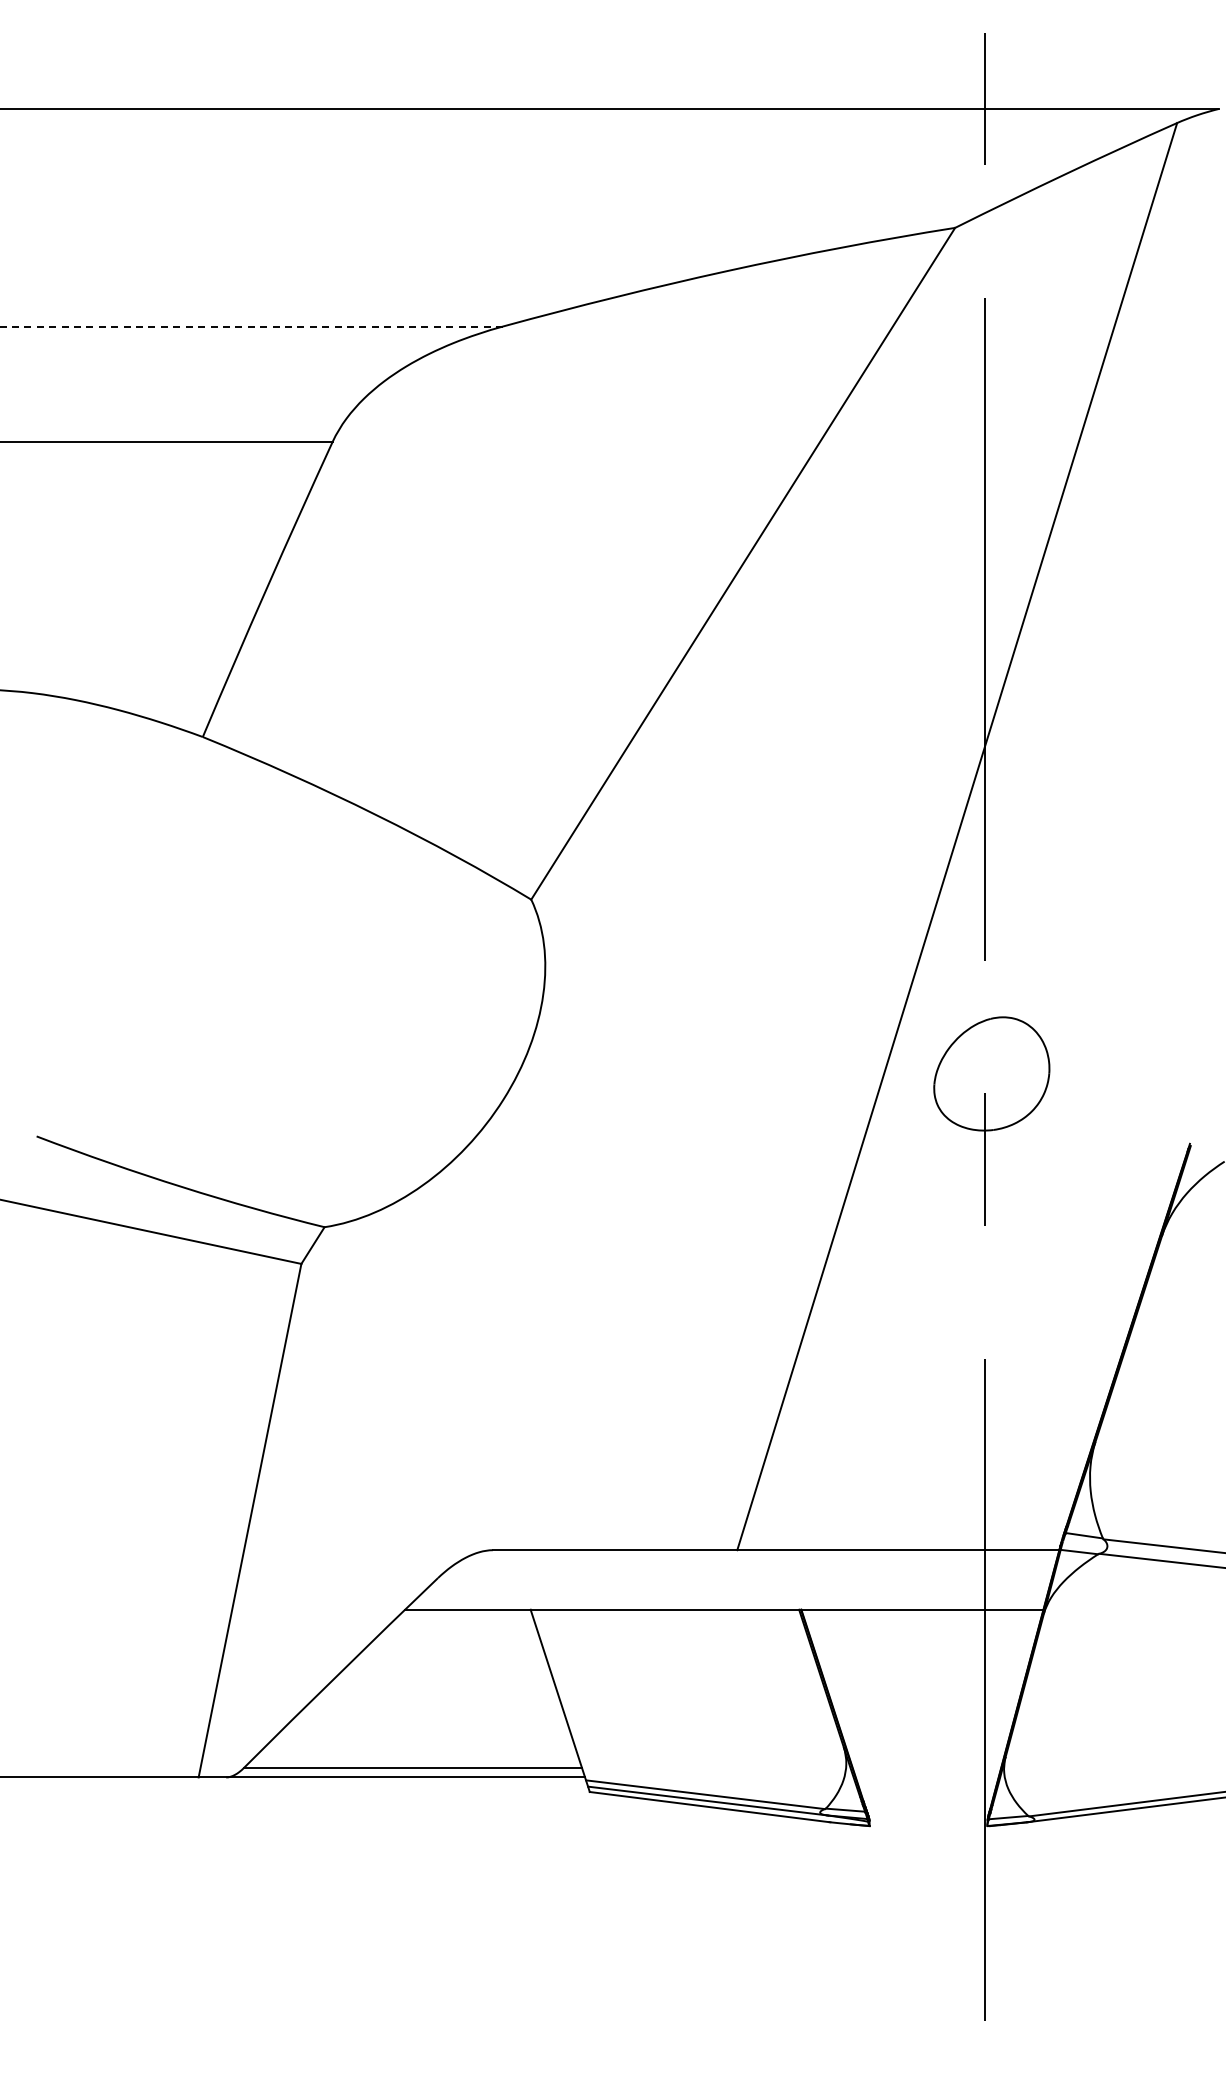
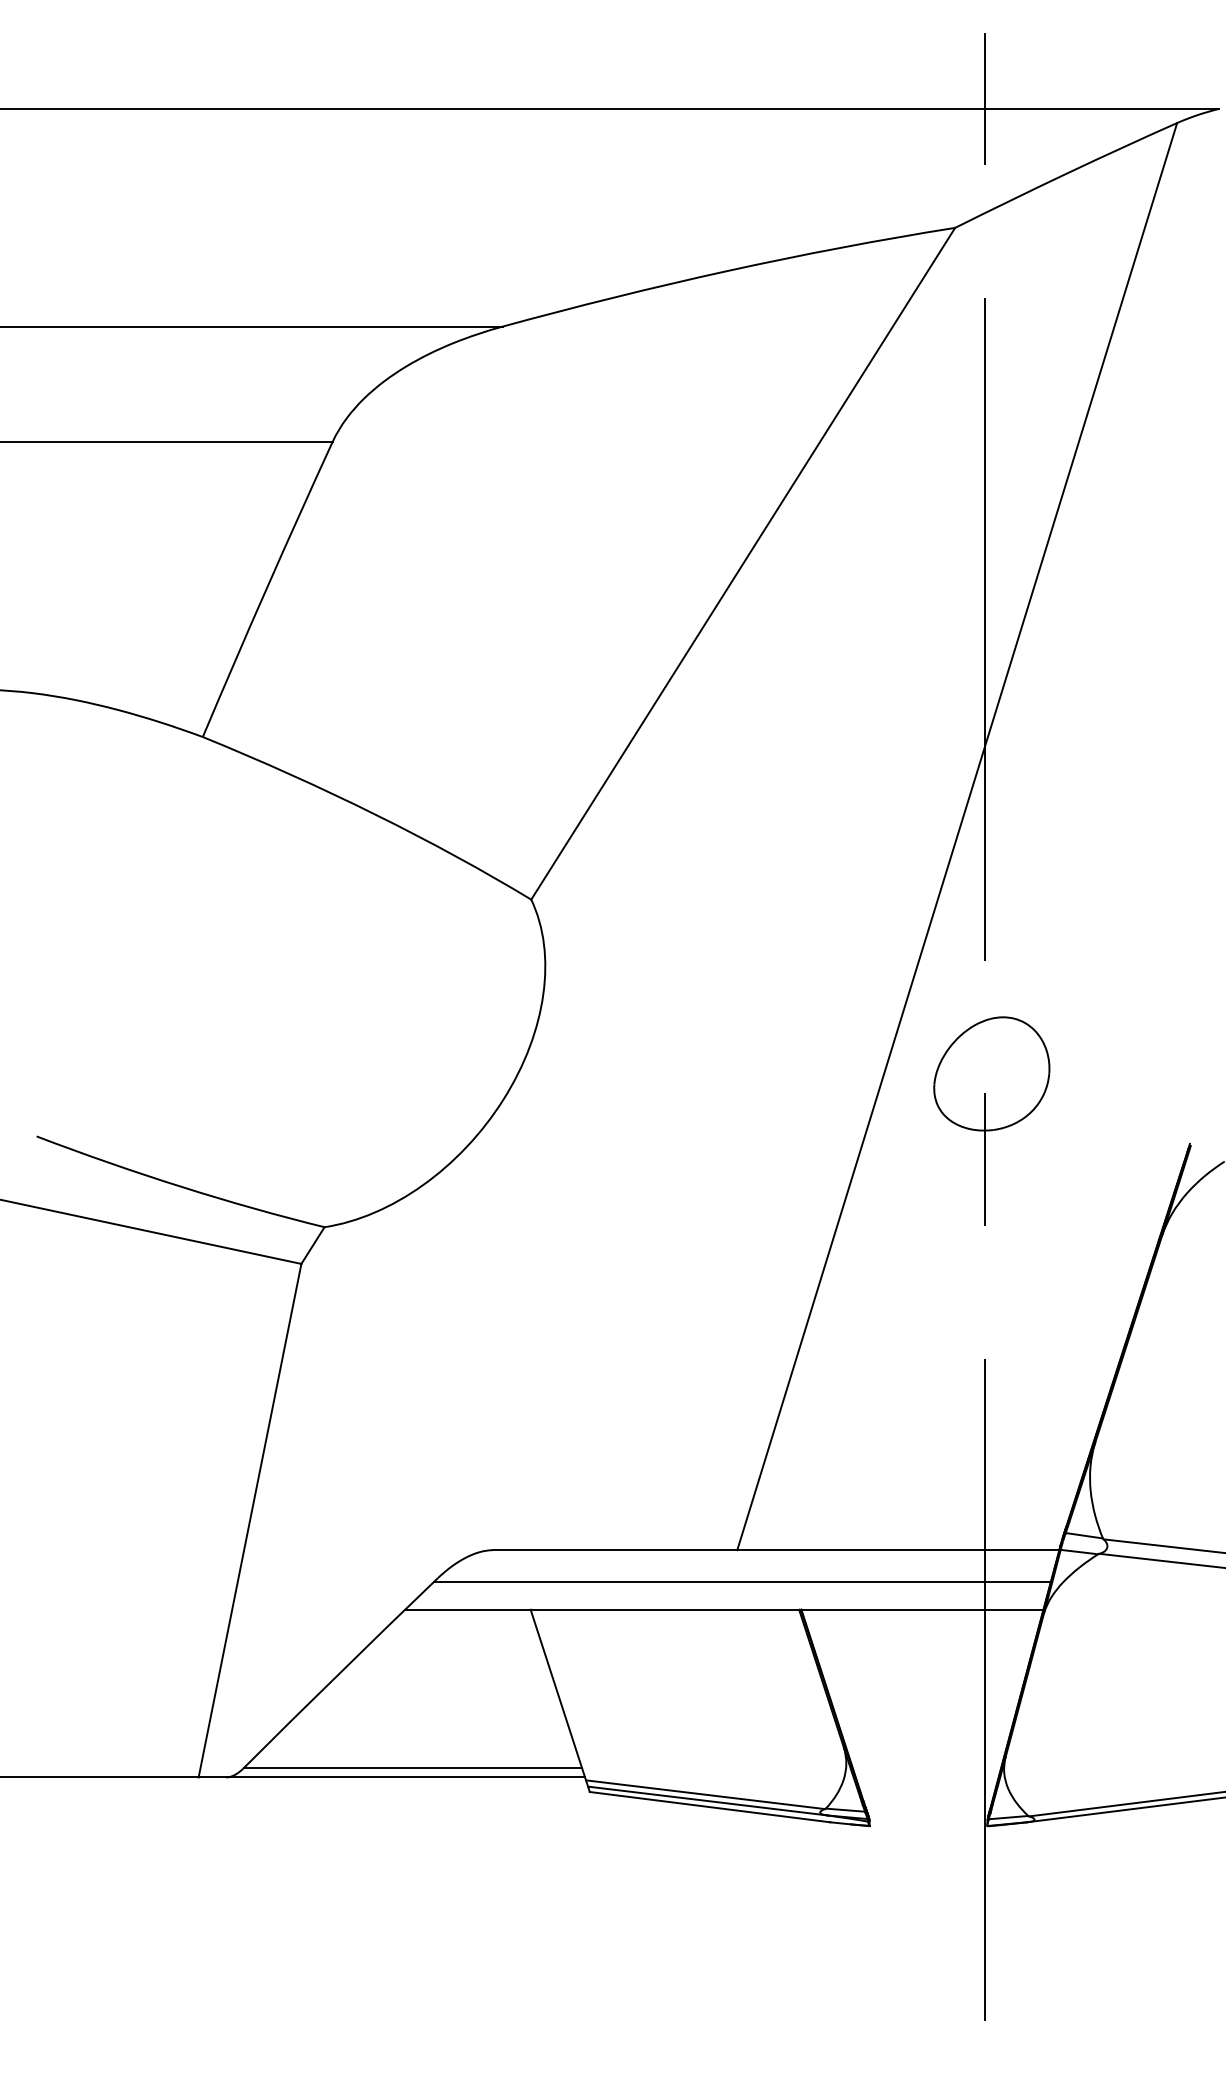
line: dashed -> solid (251, 326)
line: none -> present (742, 1581)
